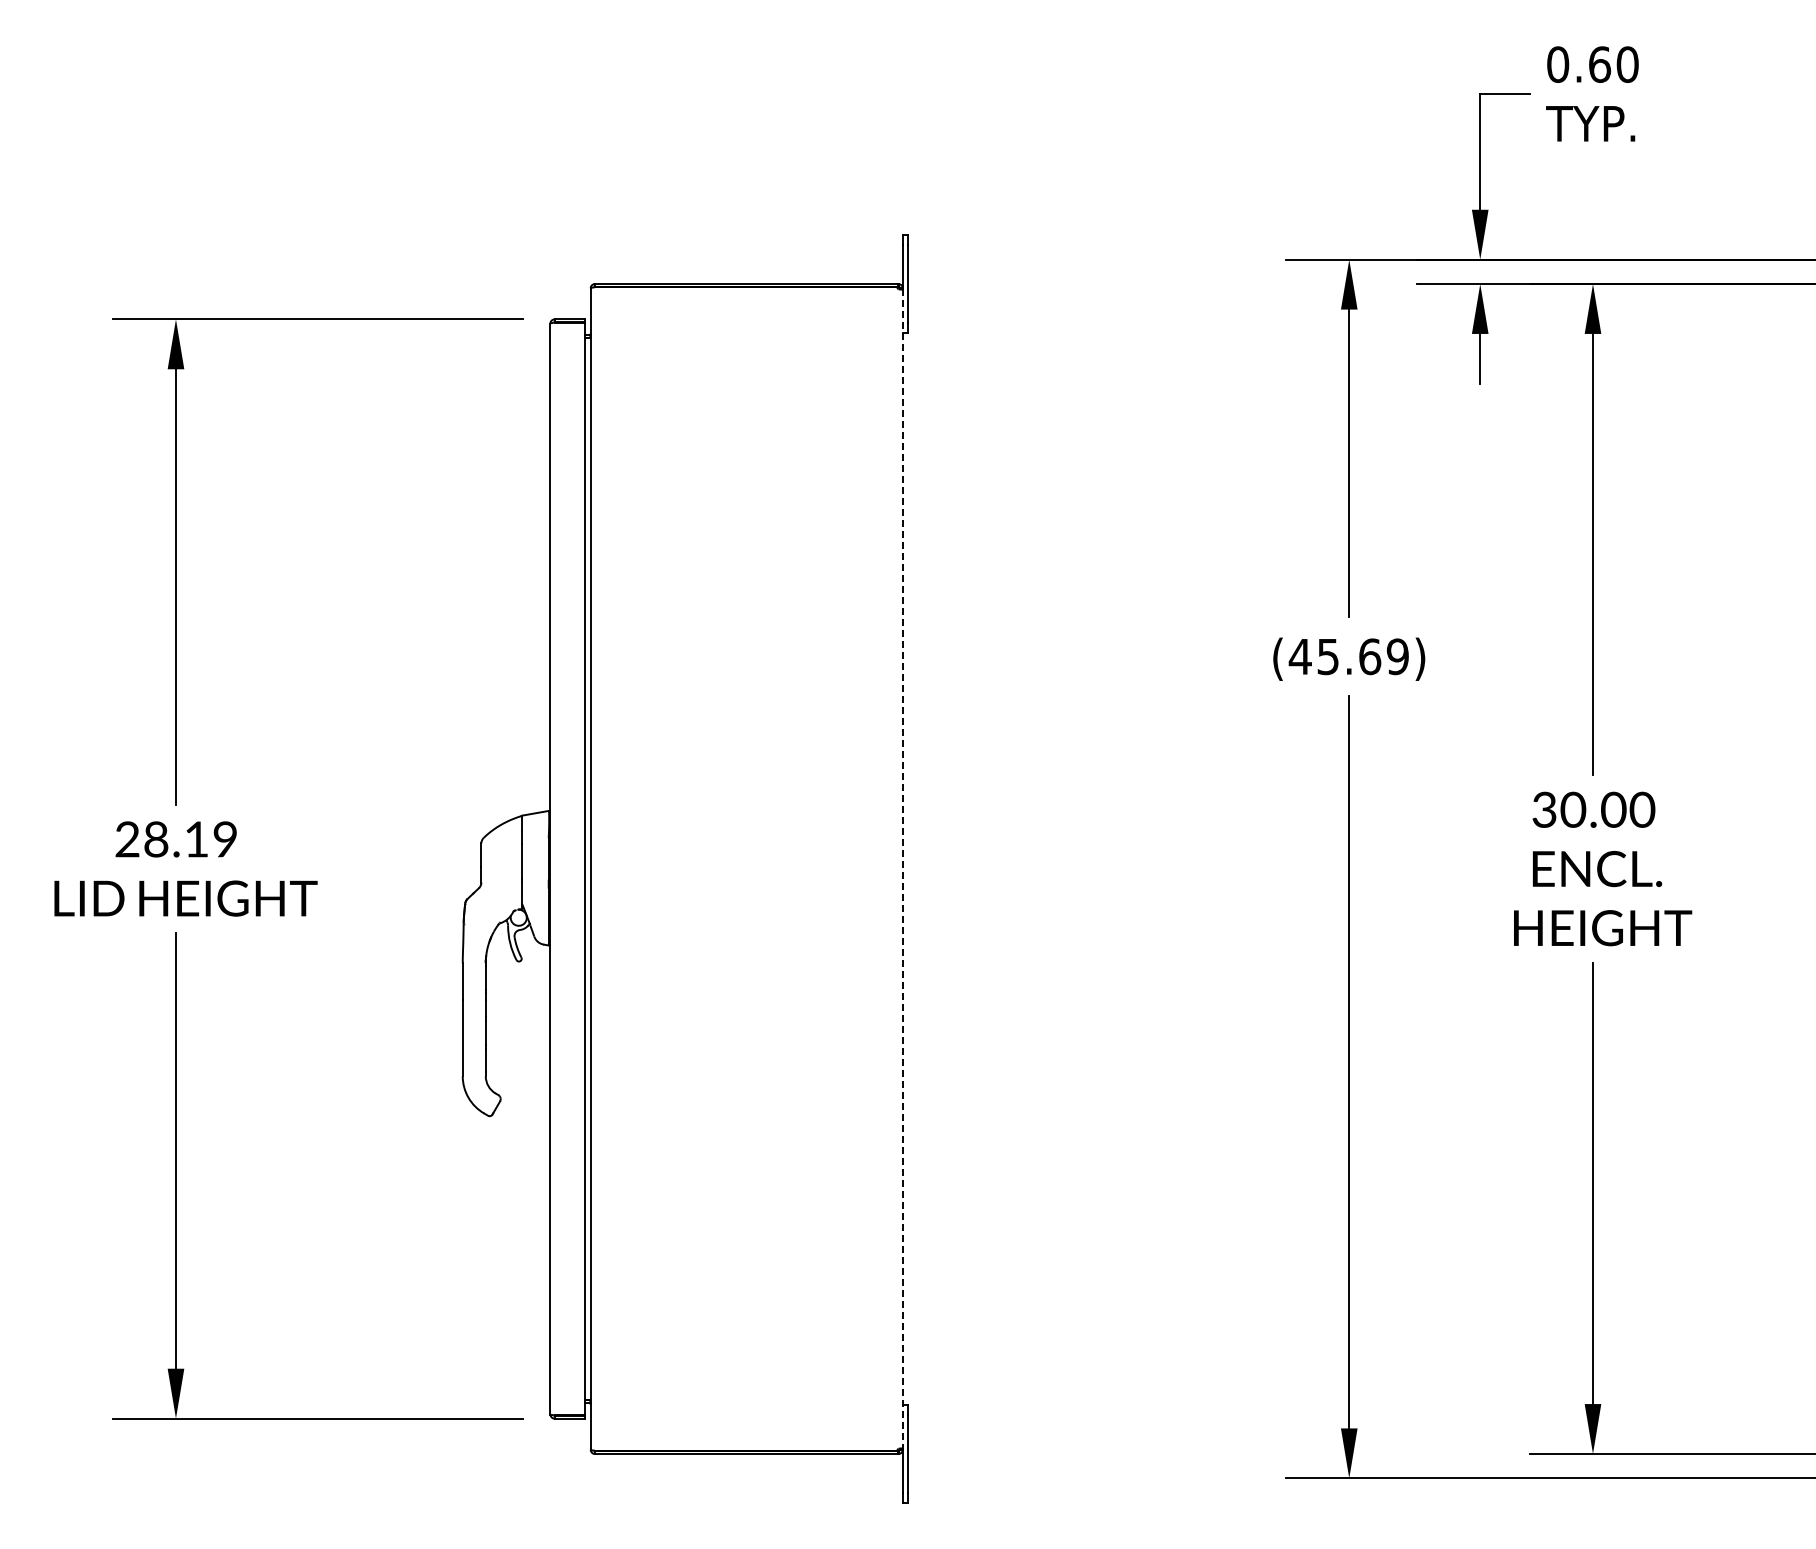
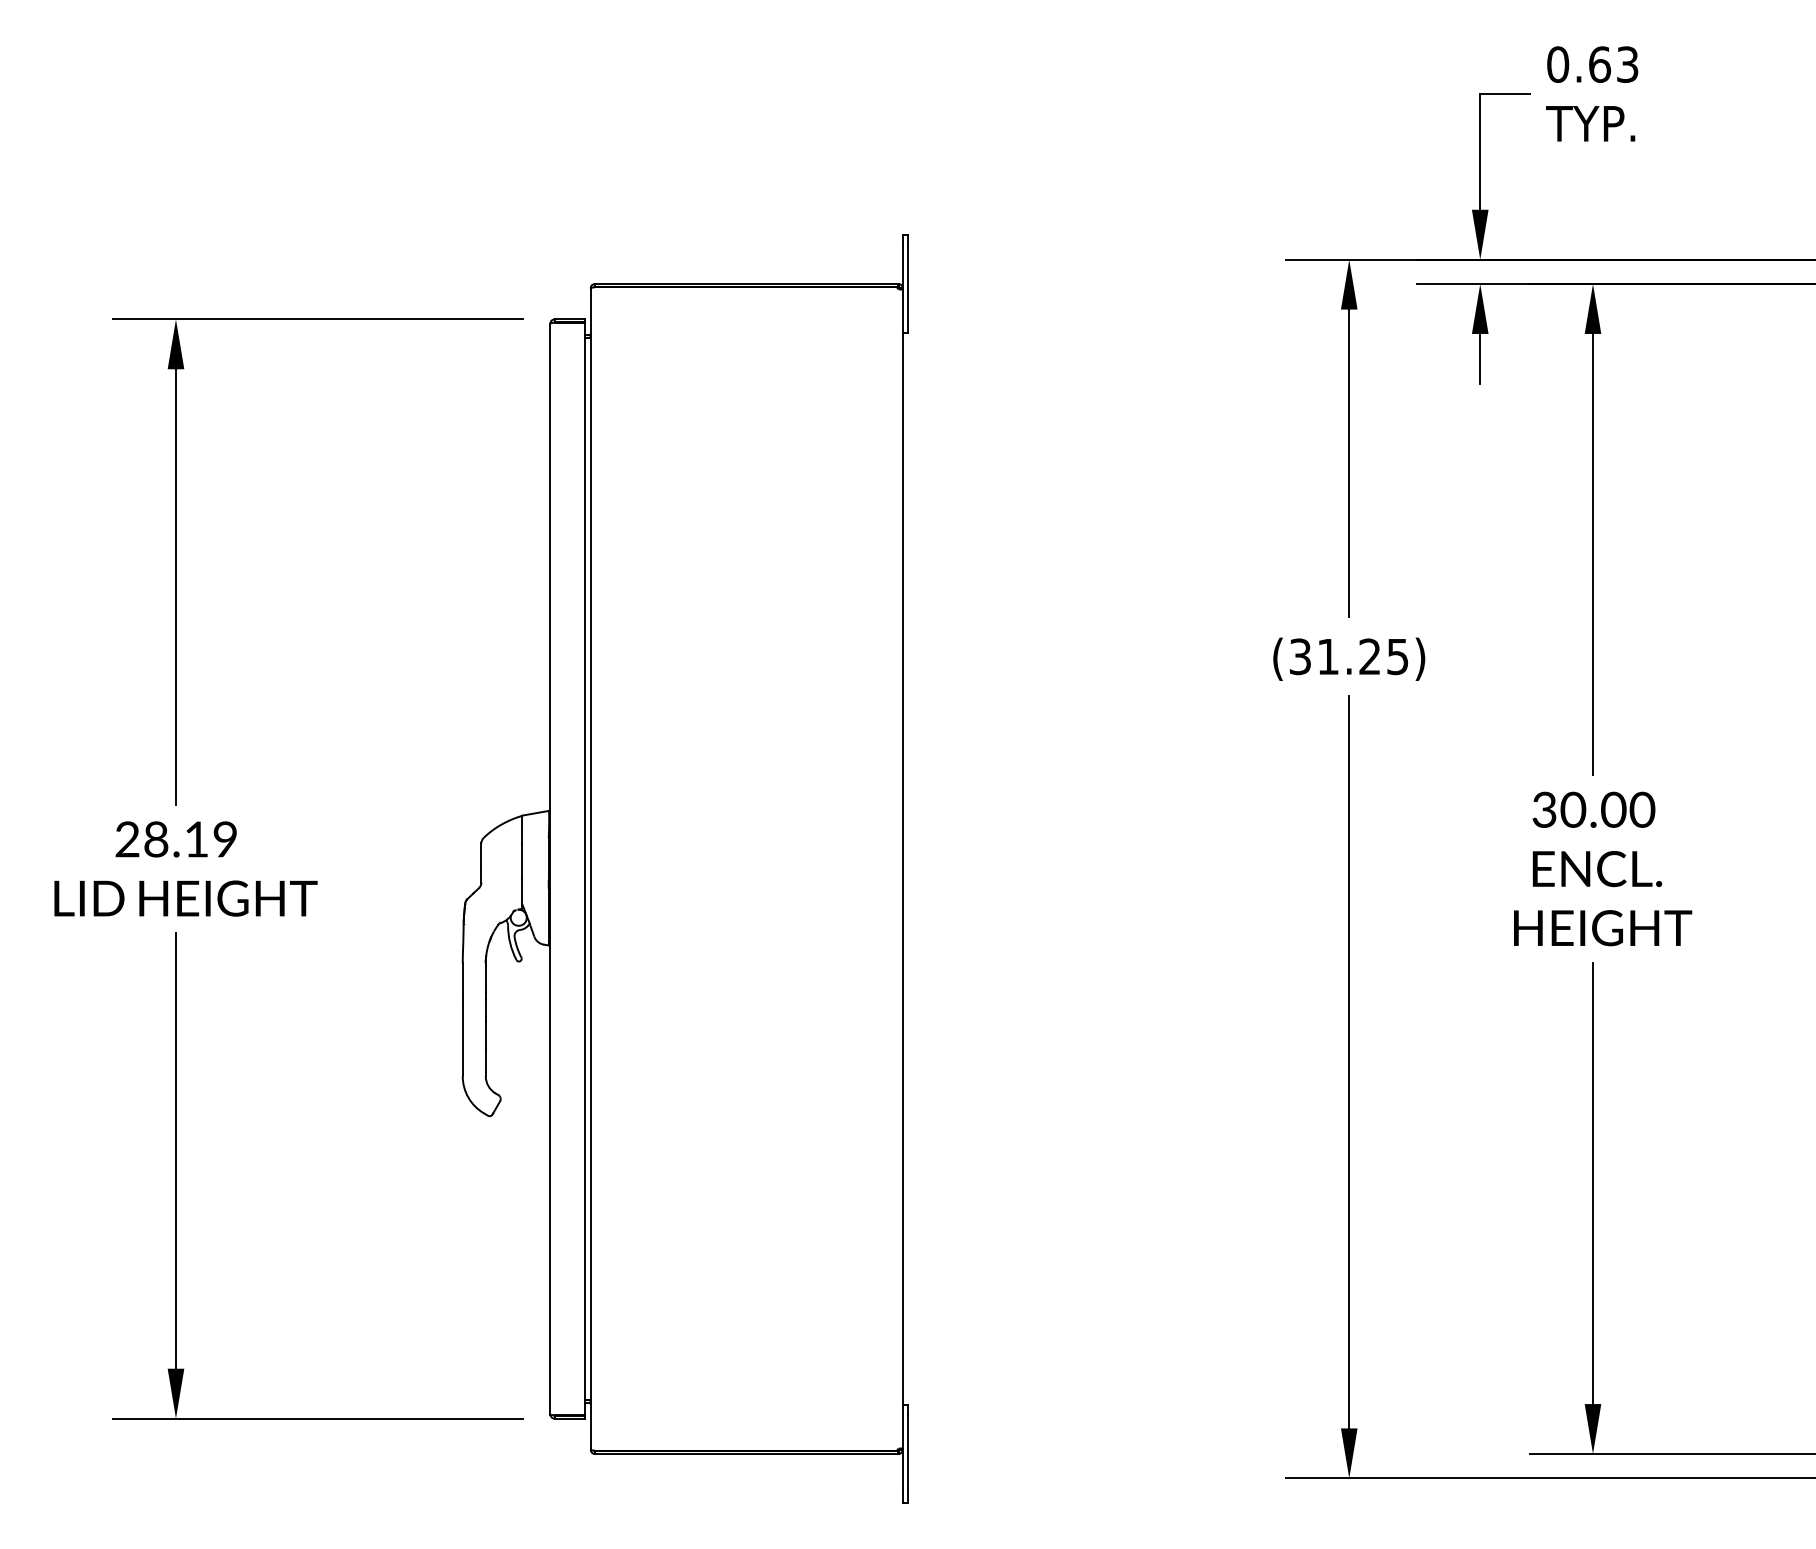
text: 0.60 -> 0.63 (1627, 64)
text: (45.69) -> (31.25) (1348, 656)
line: dashed -> solid (902, 869)
